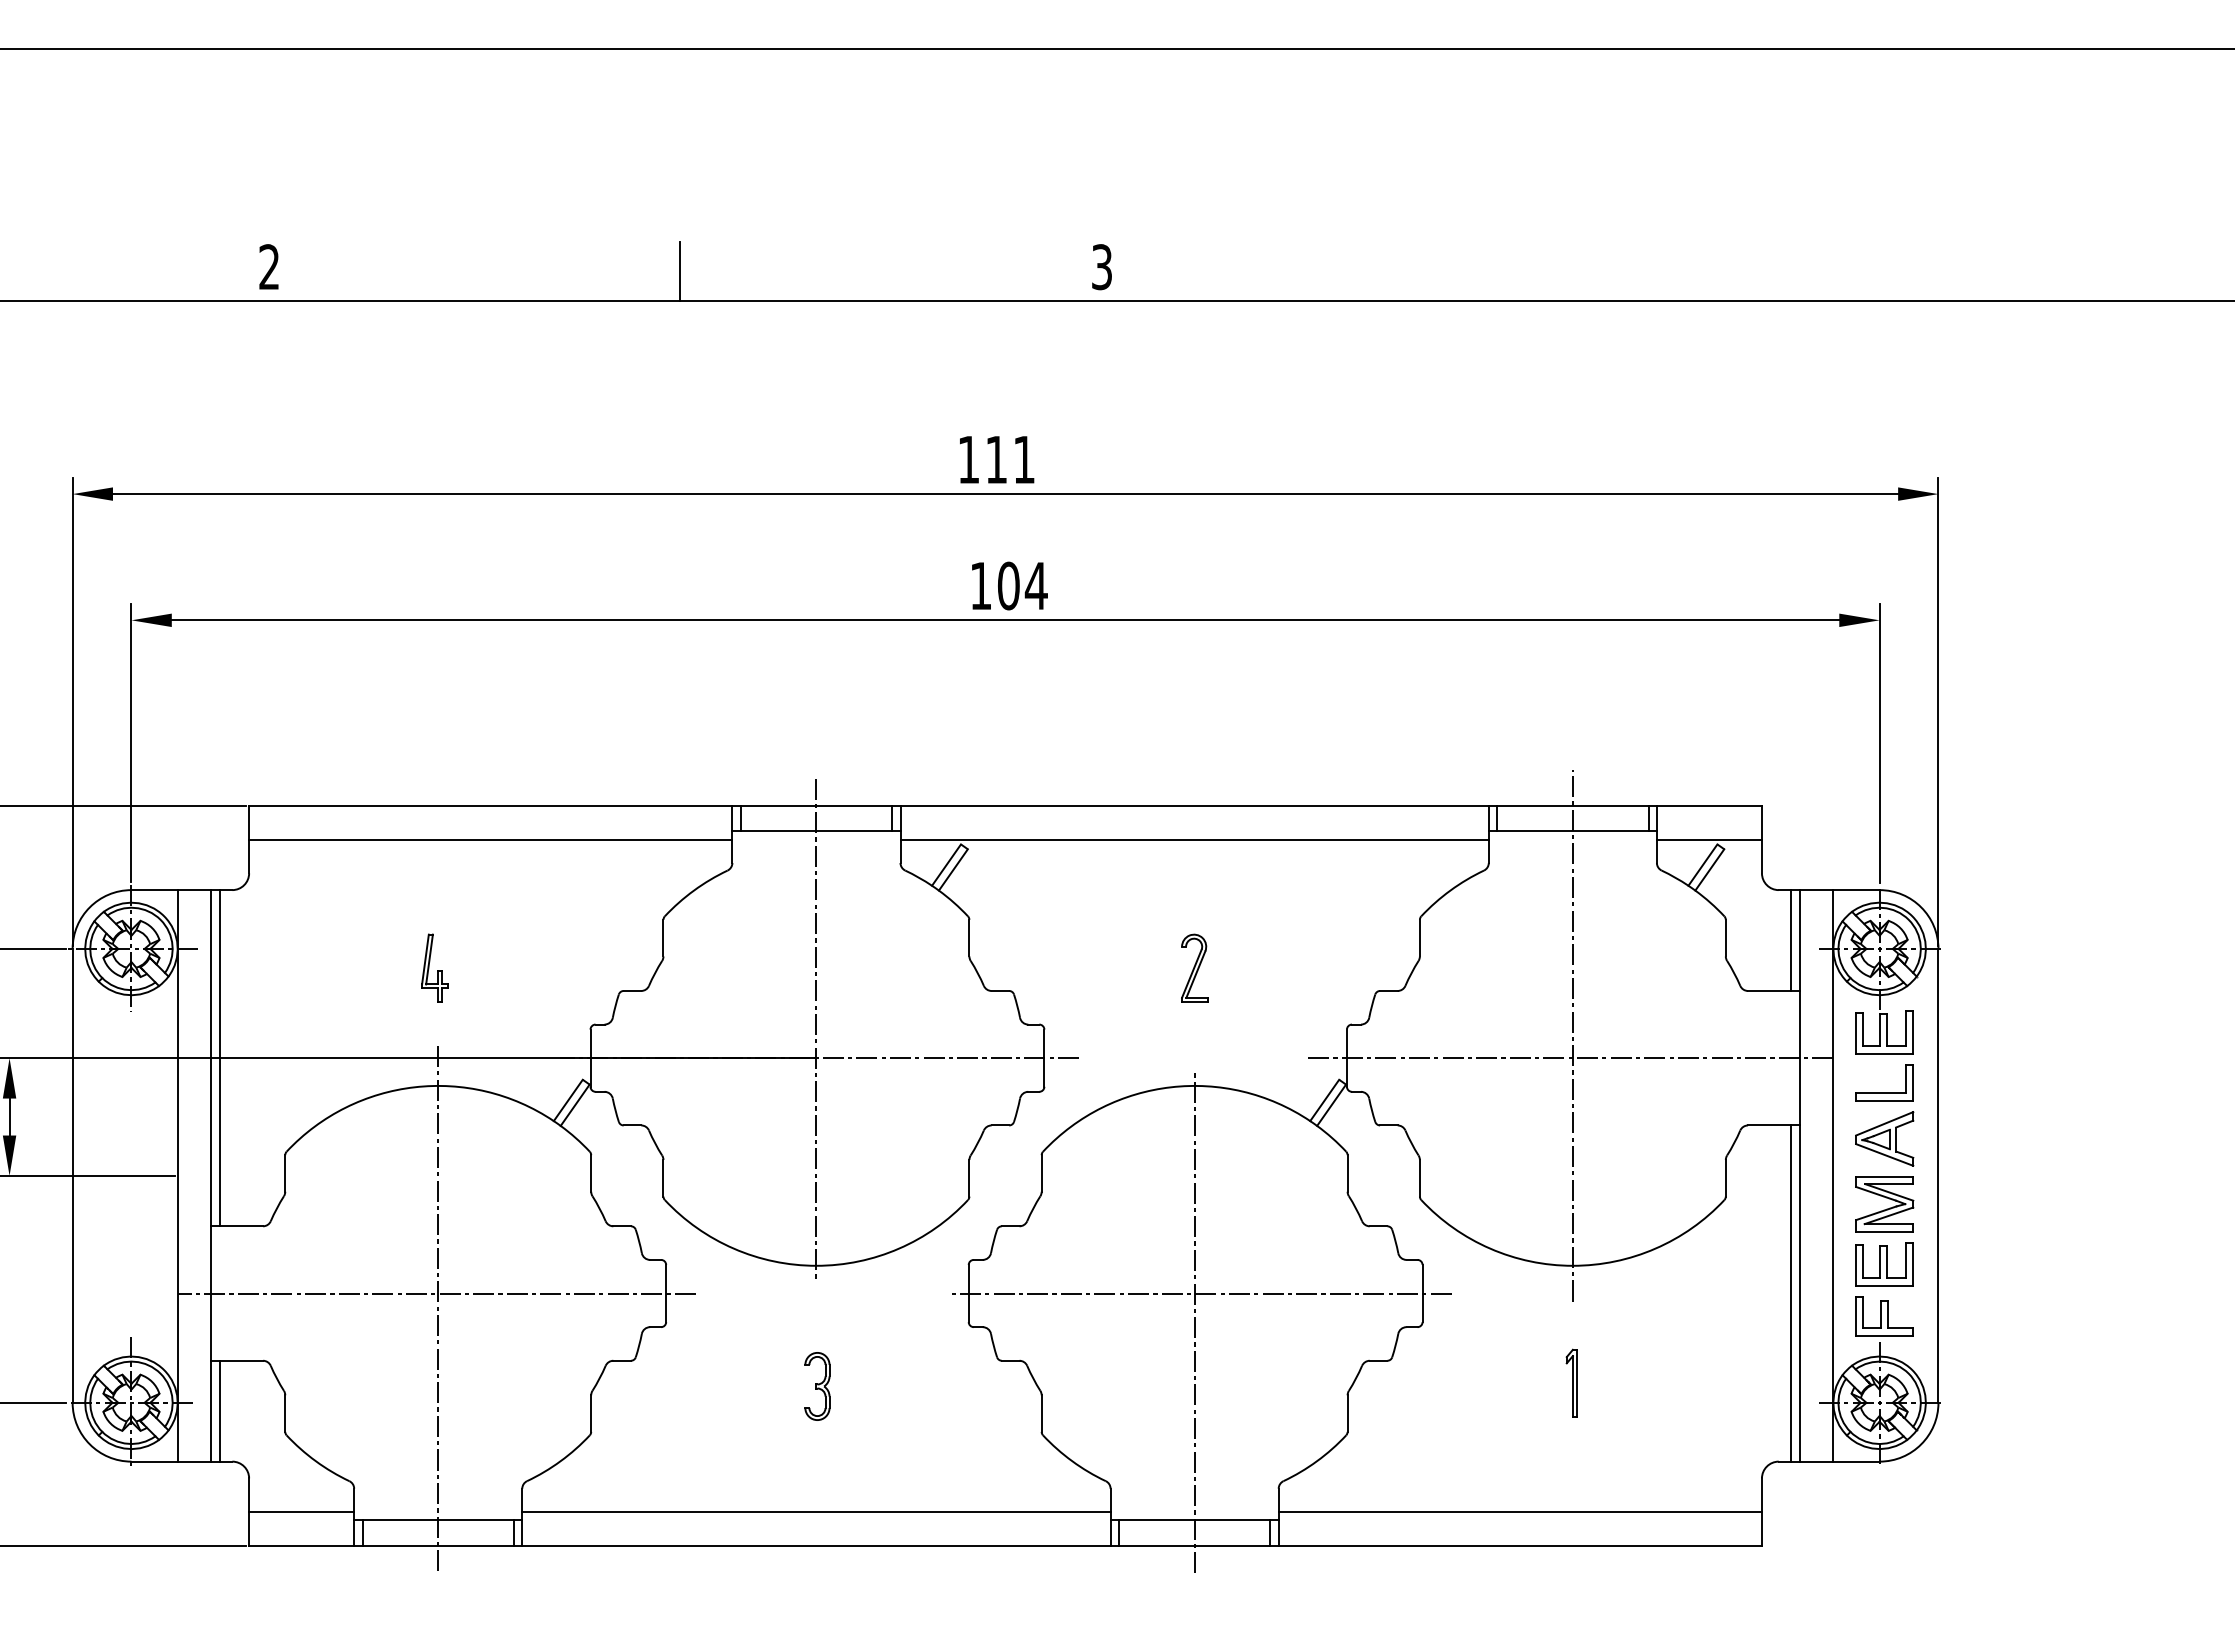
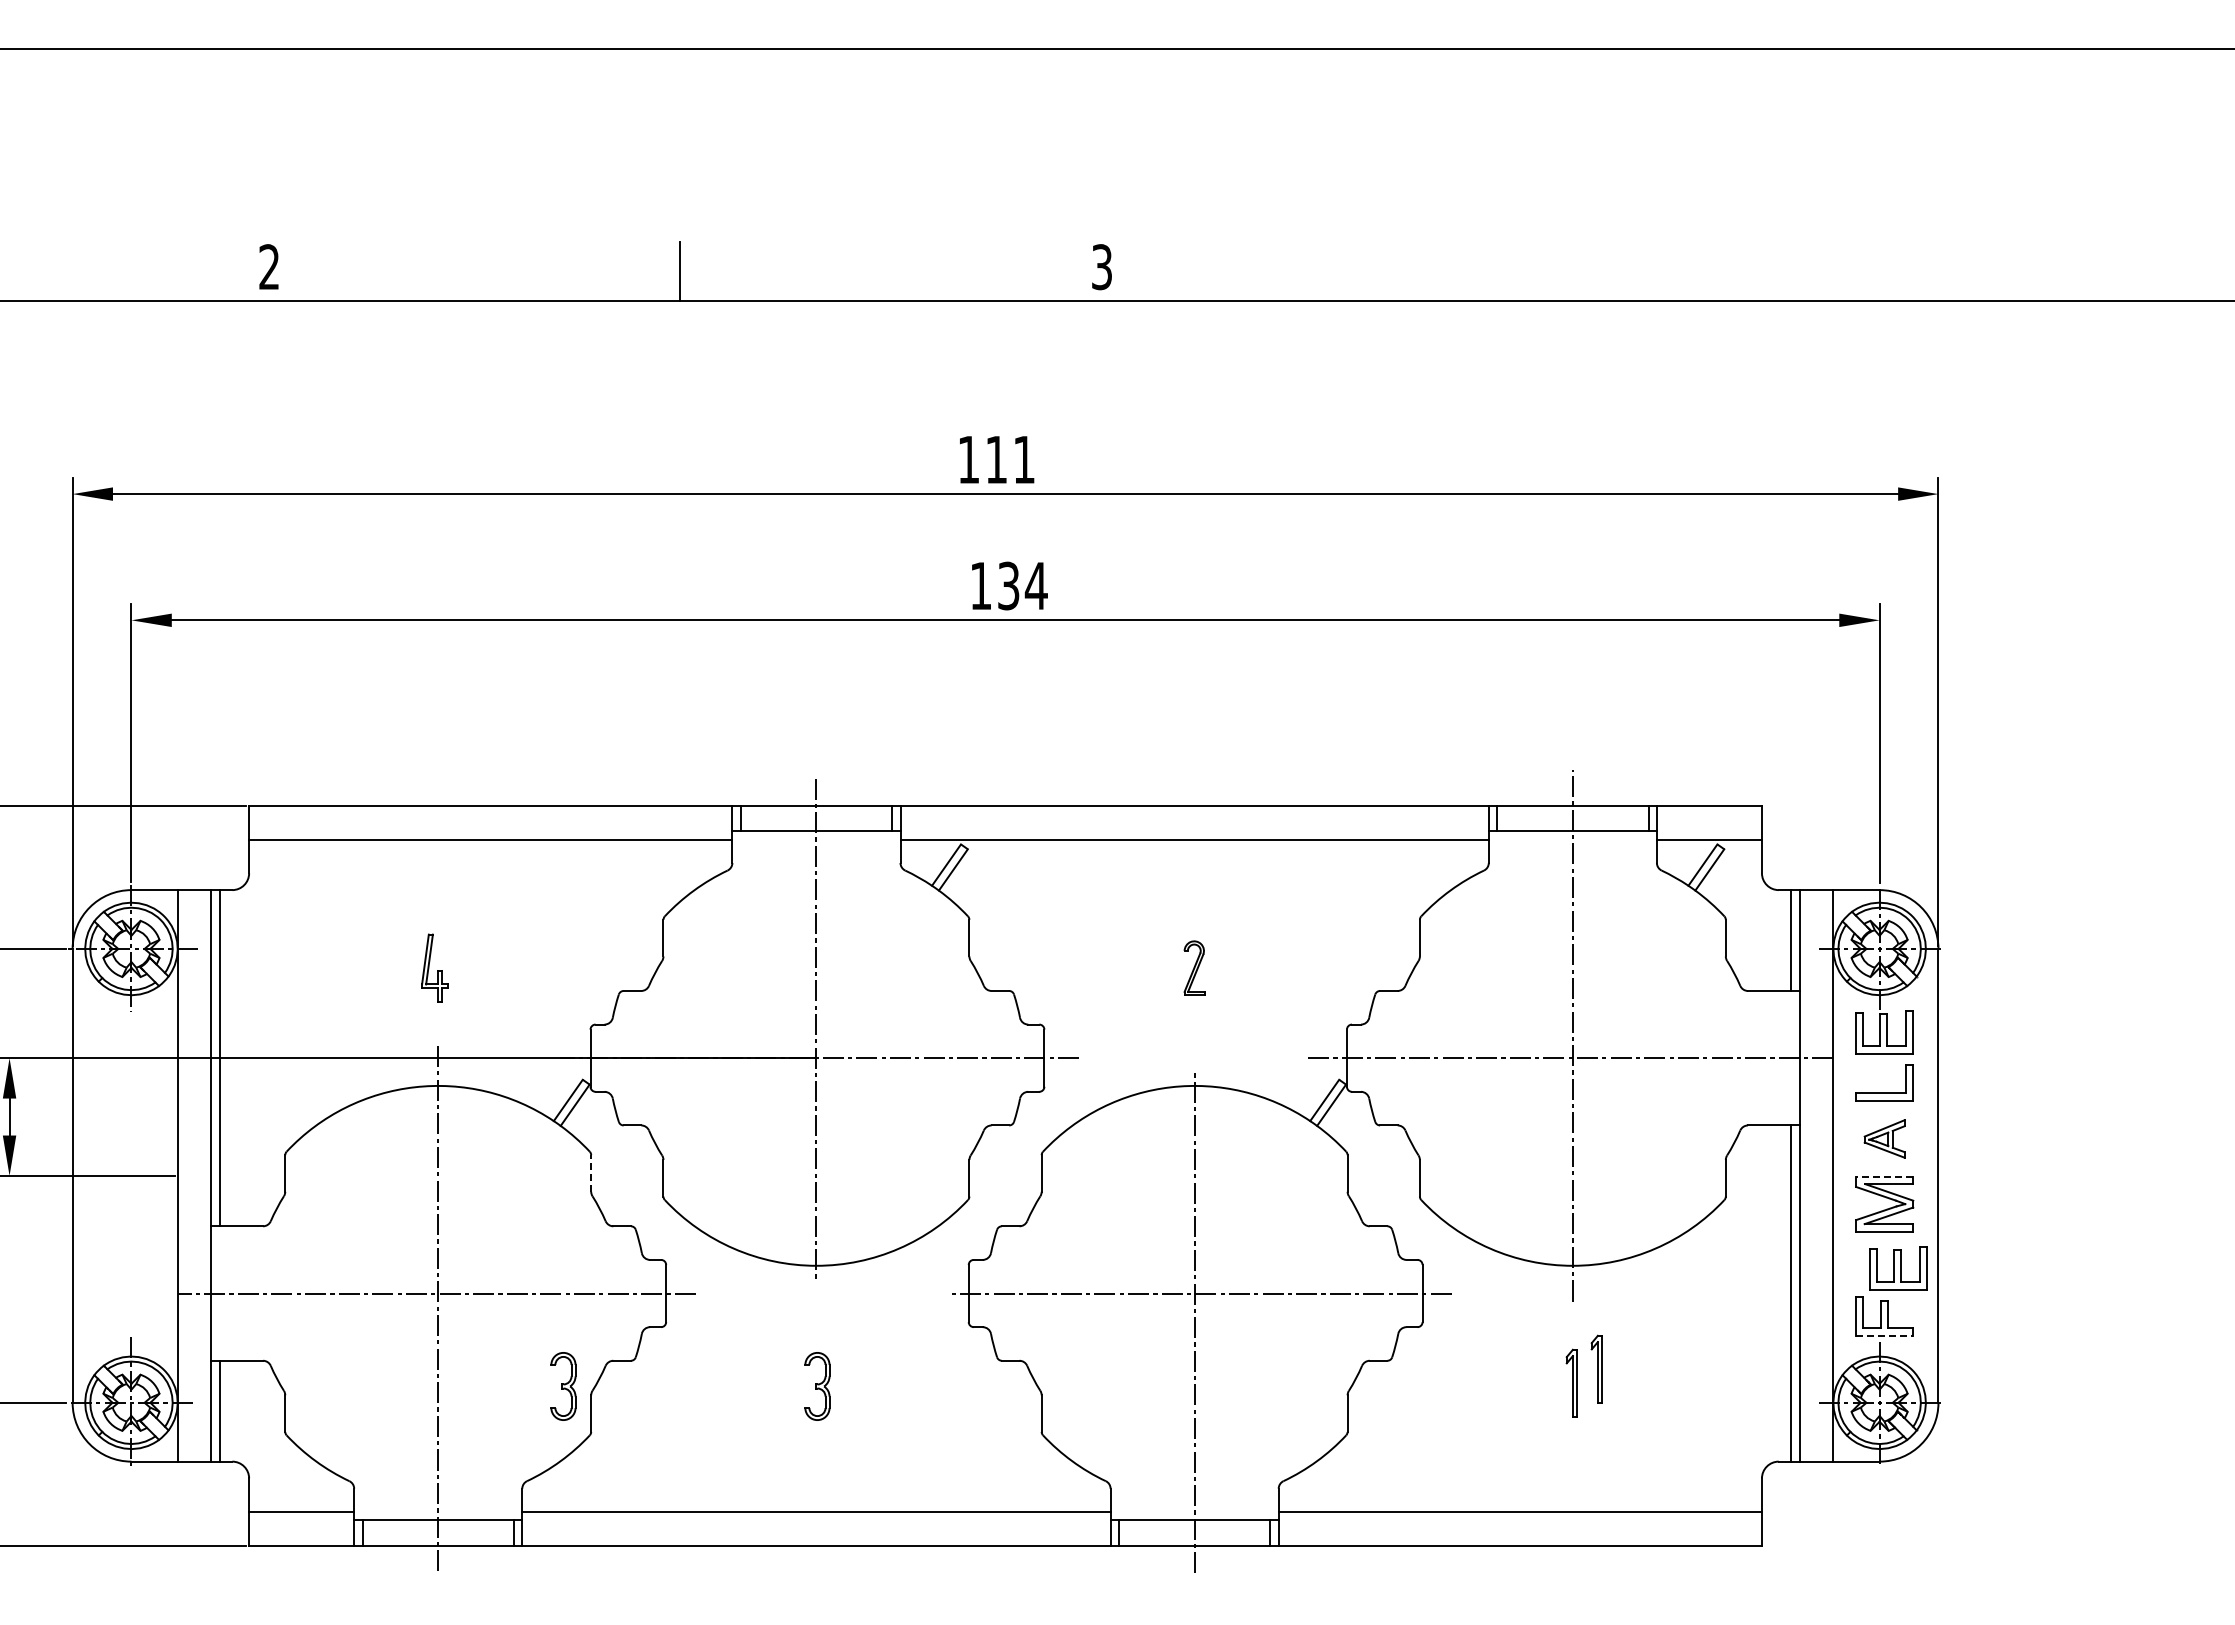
text: 104 -> 134 (1008, 585)
part size: 28x70 px -> 23x56 px (1194, 967)
part size: 60x56 px -> 43x40 px (1884, 1138)
line: solid -> dashed (591, 1172)
line: solid -> dashed (1884, 1177)
part position: (1884, 1264) -> (1898, 1268) (1898, 1268)
line: solid -> dashed (1884, 1335)
part: none -> present (1596, 1368)
part: none -> present (563, 1386)
